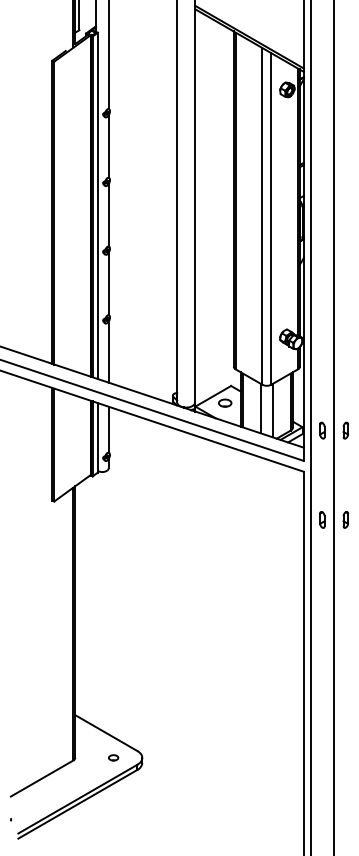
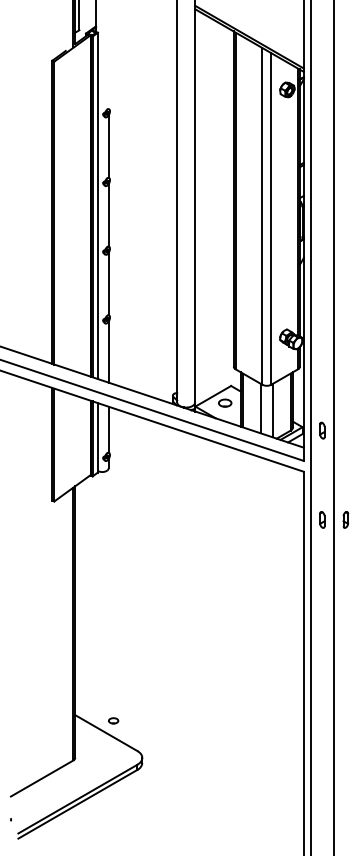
line: present -> none (108, 55)
part: present -> none (345, 430)
part position: (113, 757) -> (113, 720) (113, 720)
